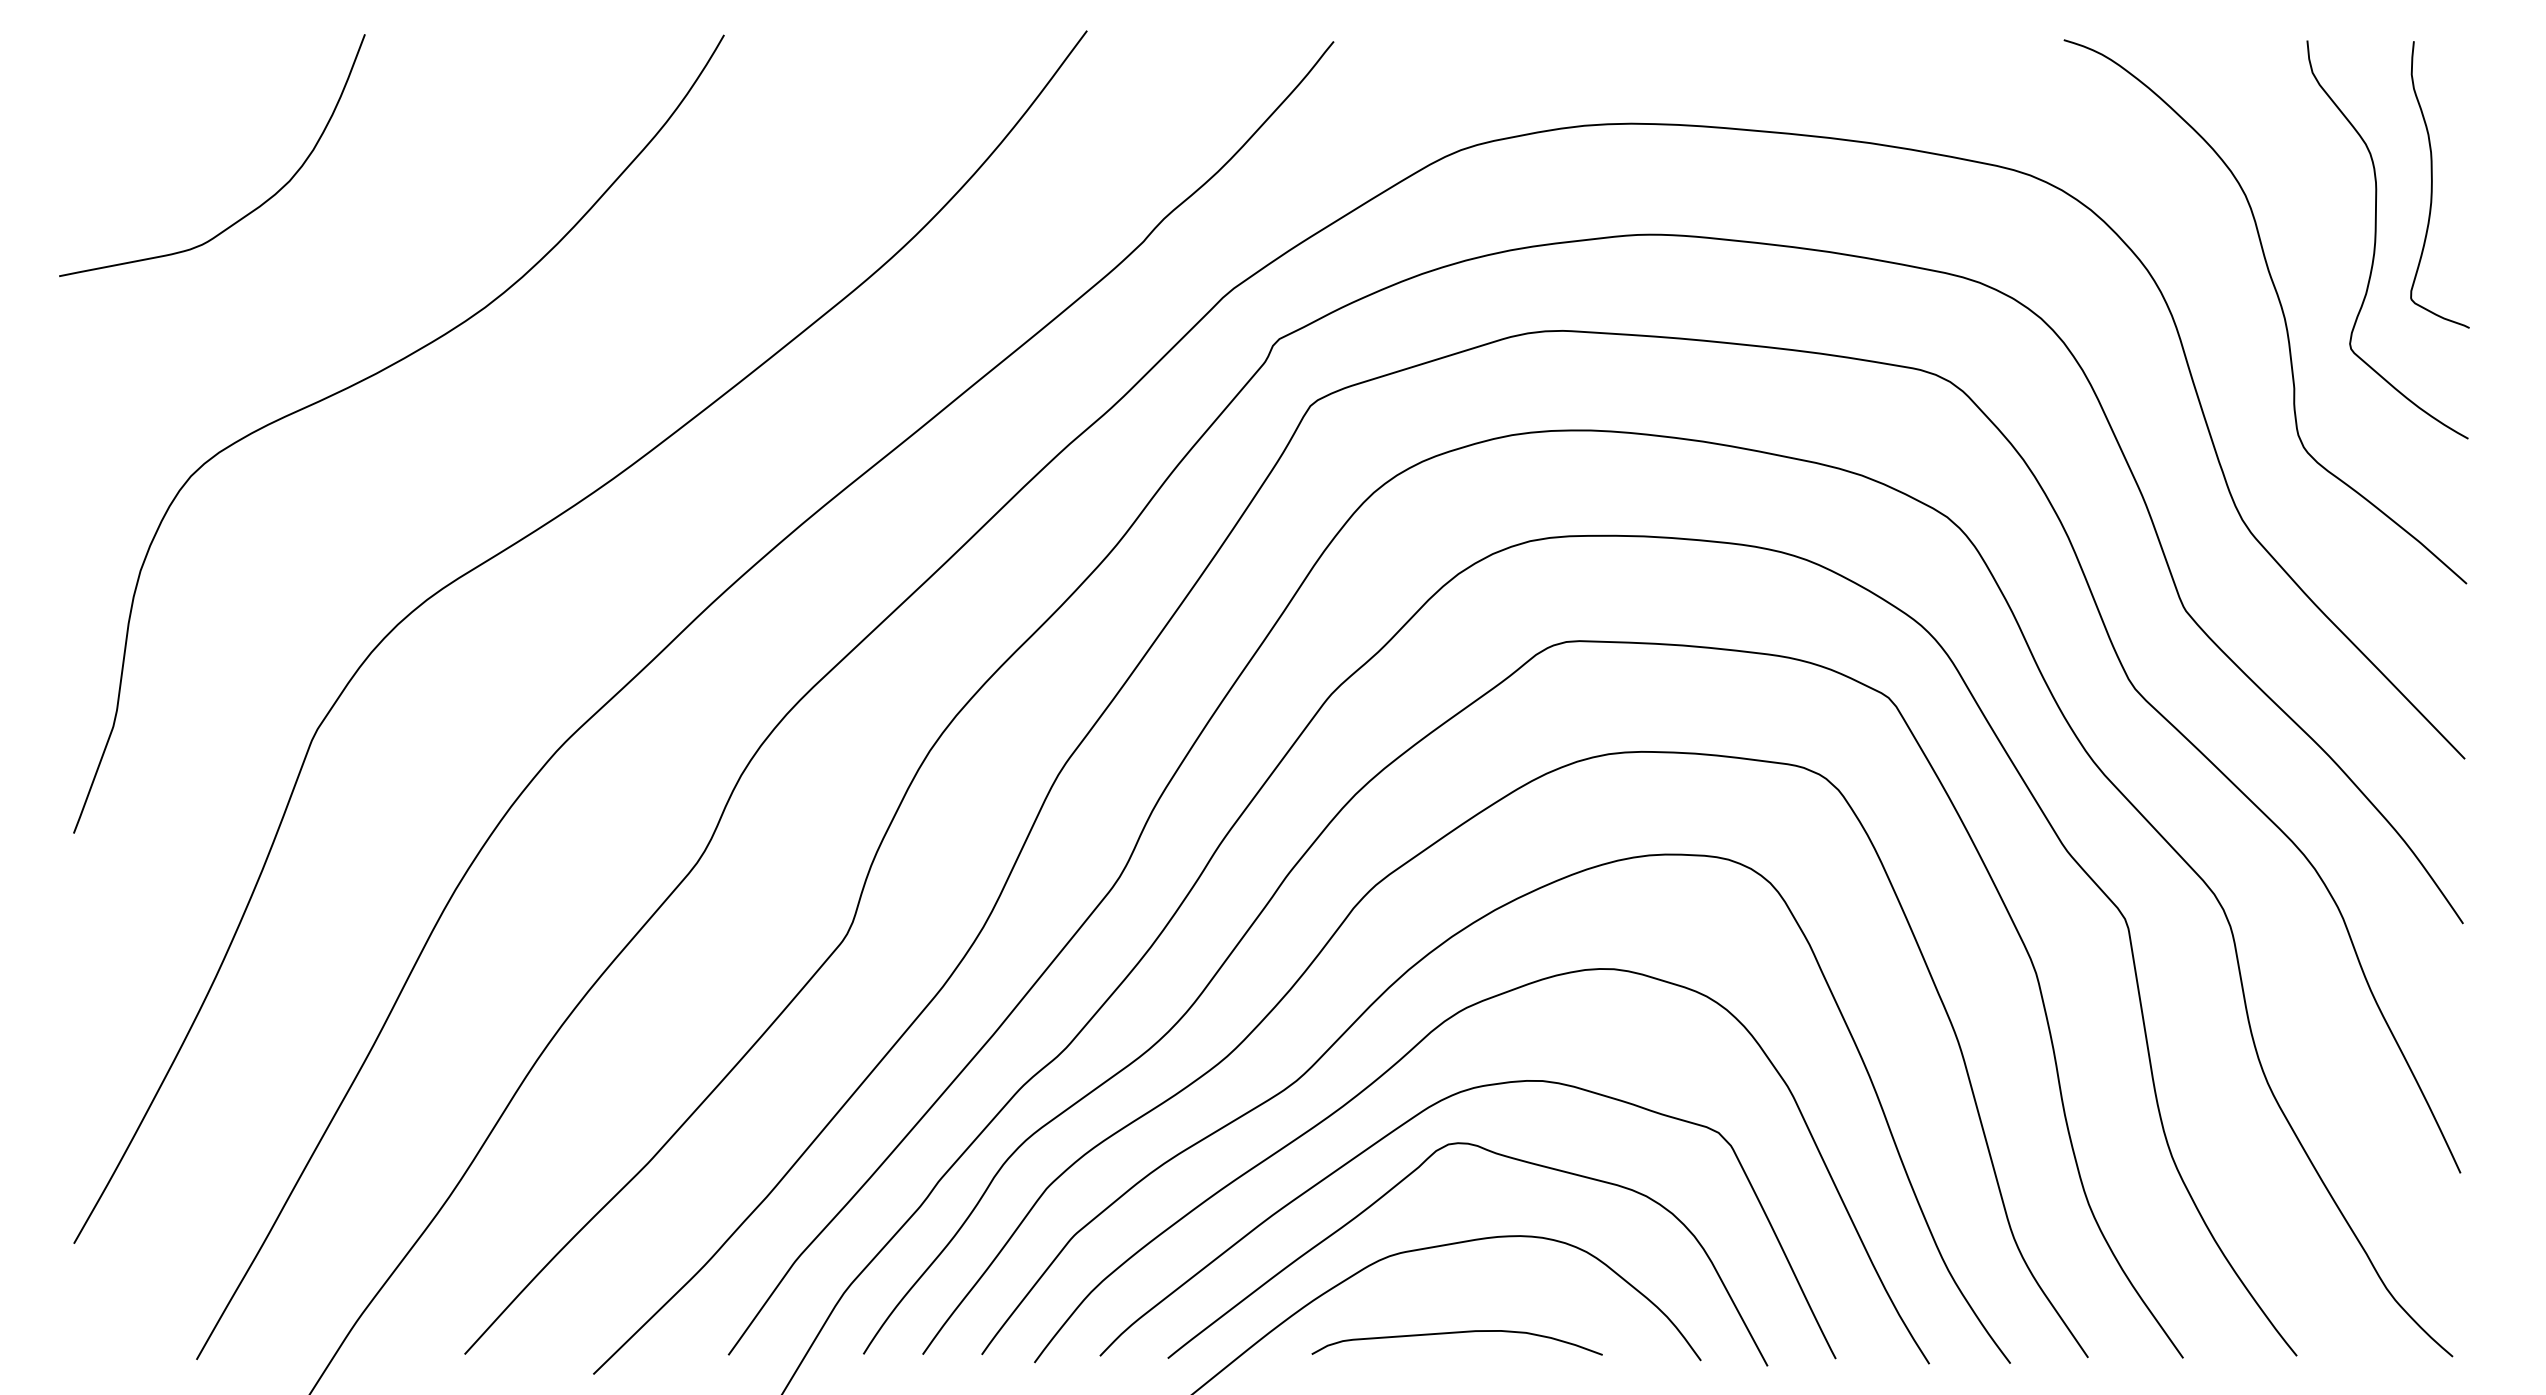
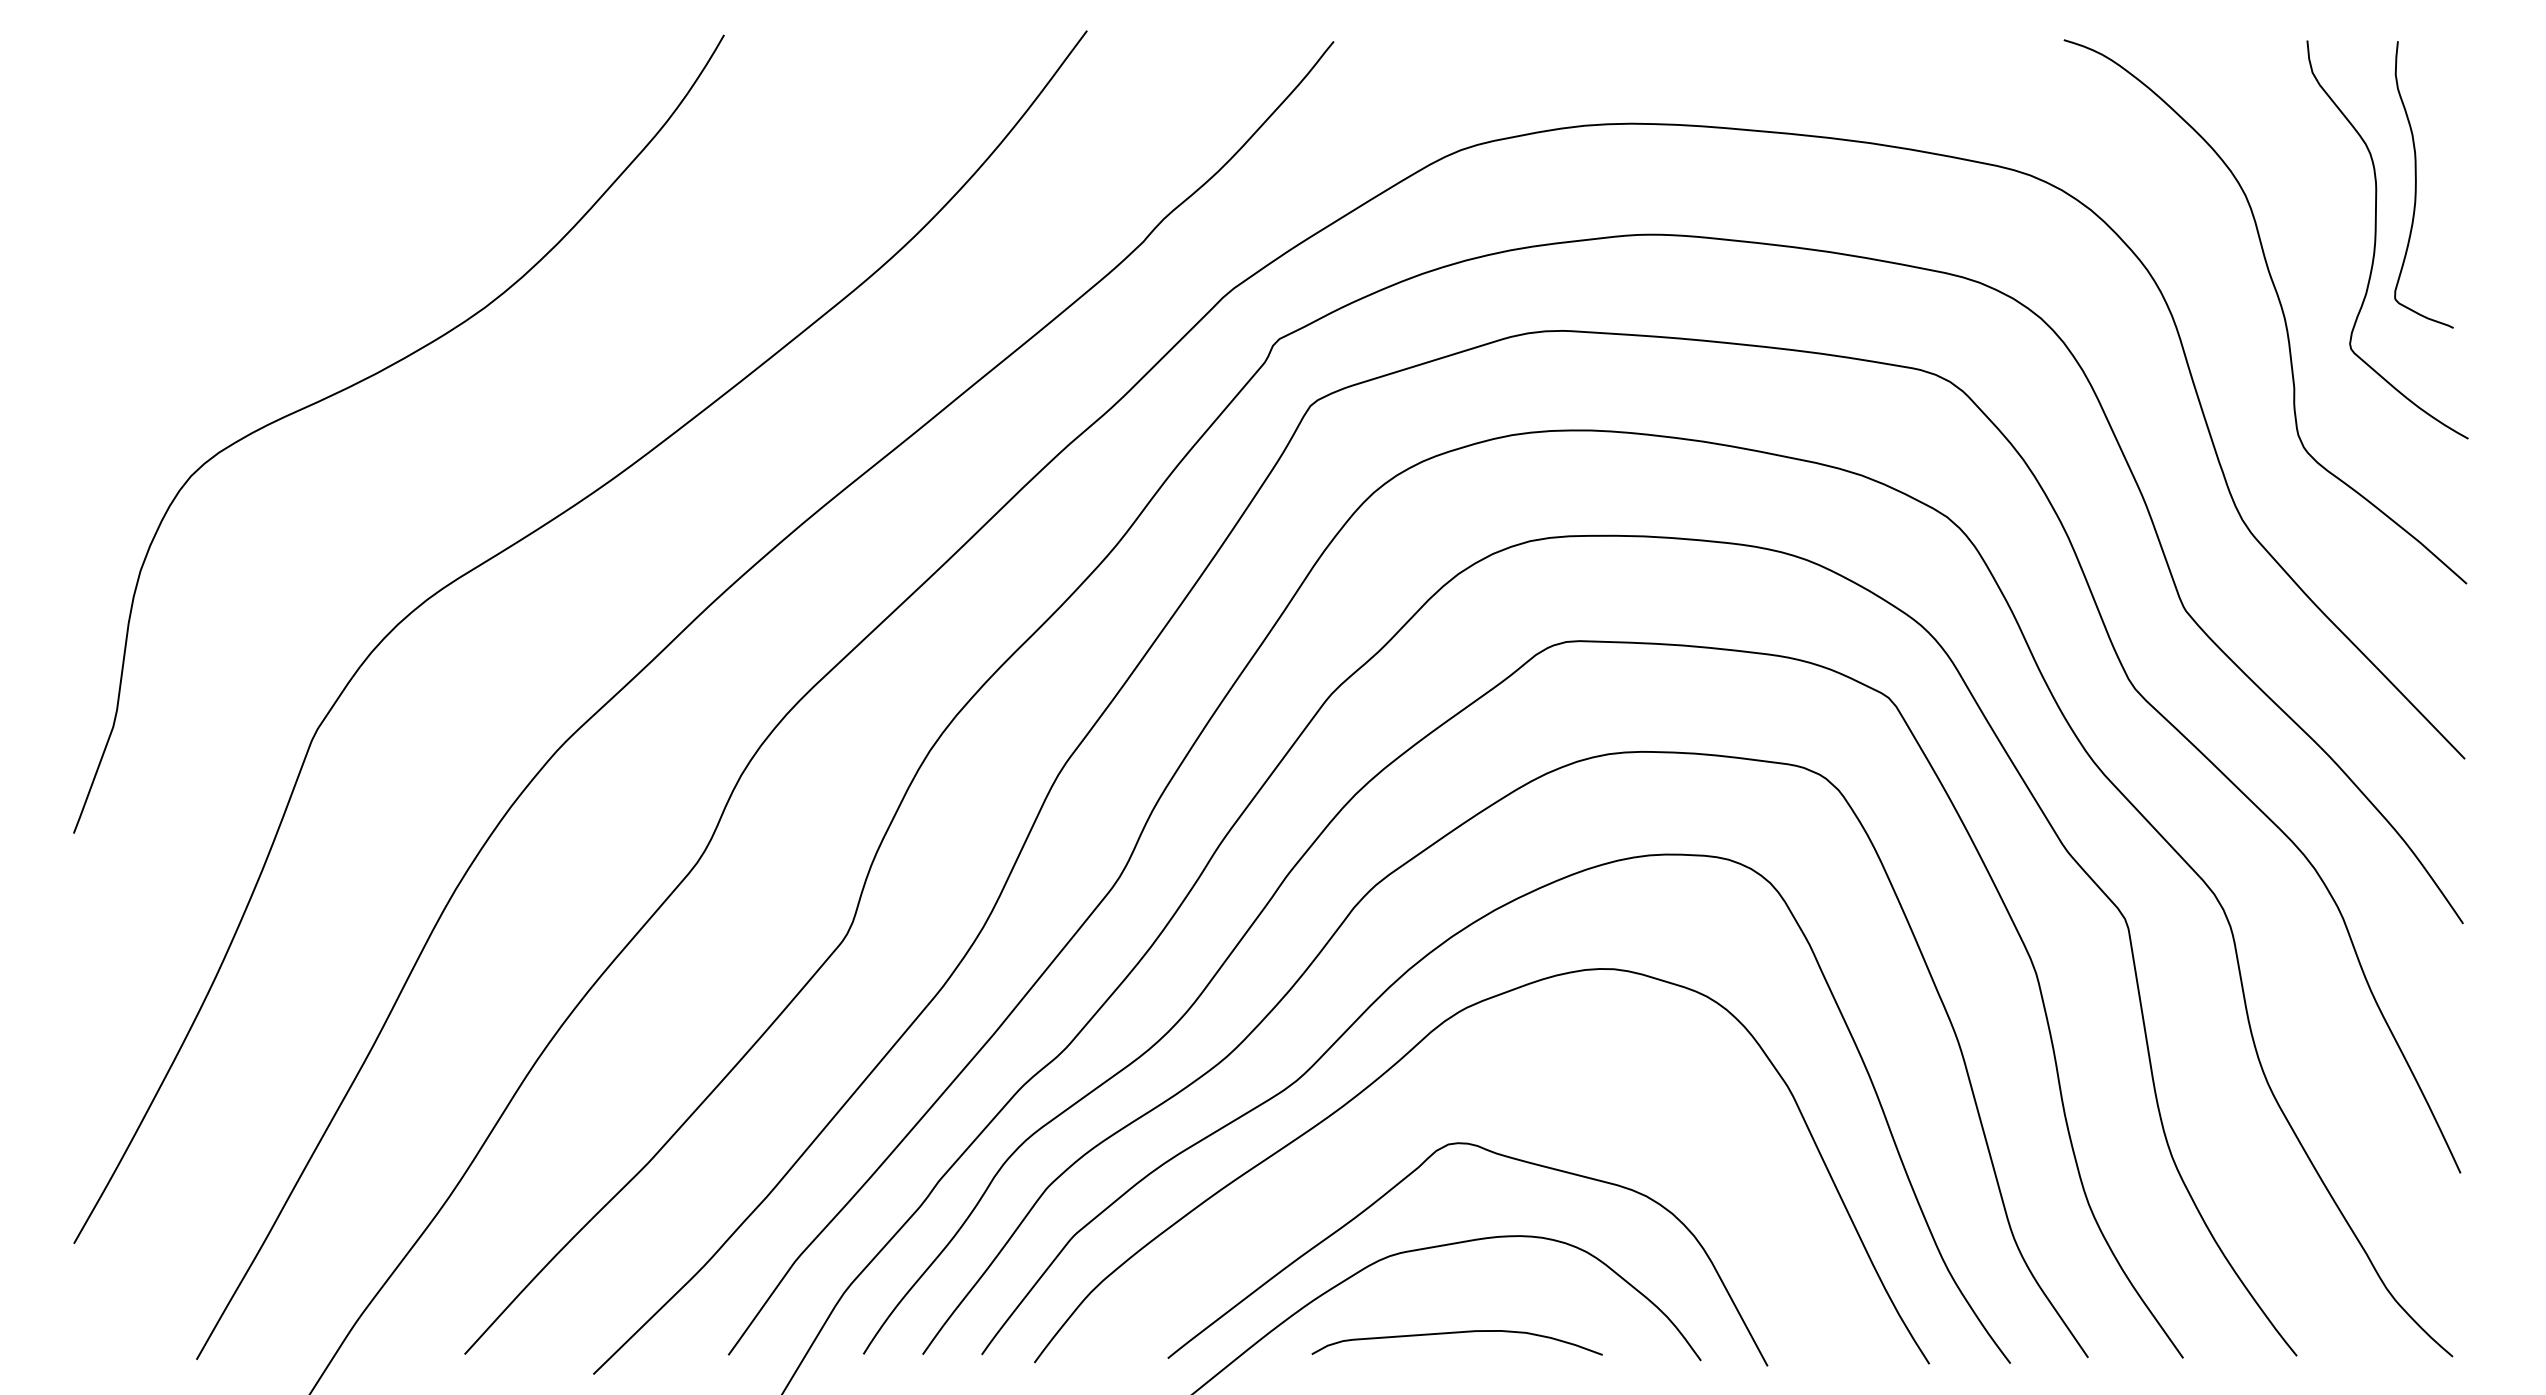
curve position: (2432, 184) -> (2416, 184) (2416, 184)
curve: present -> none (250, 211)
curve: present -> none (1403, 1125)
